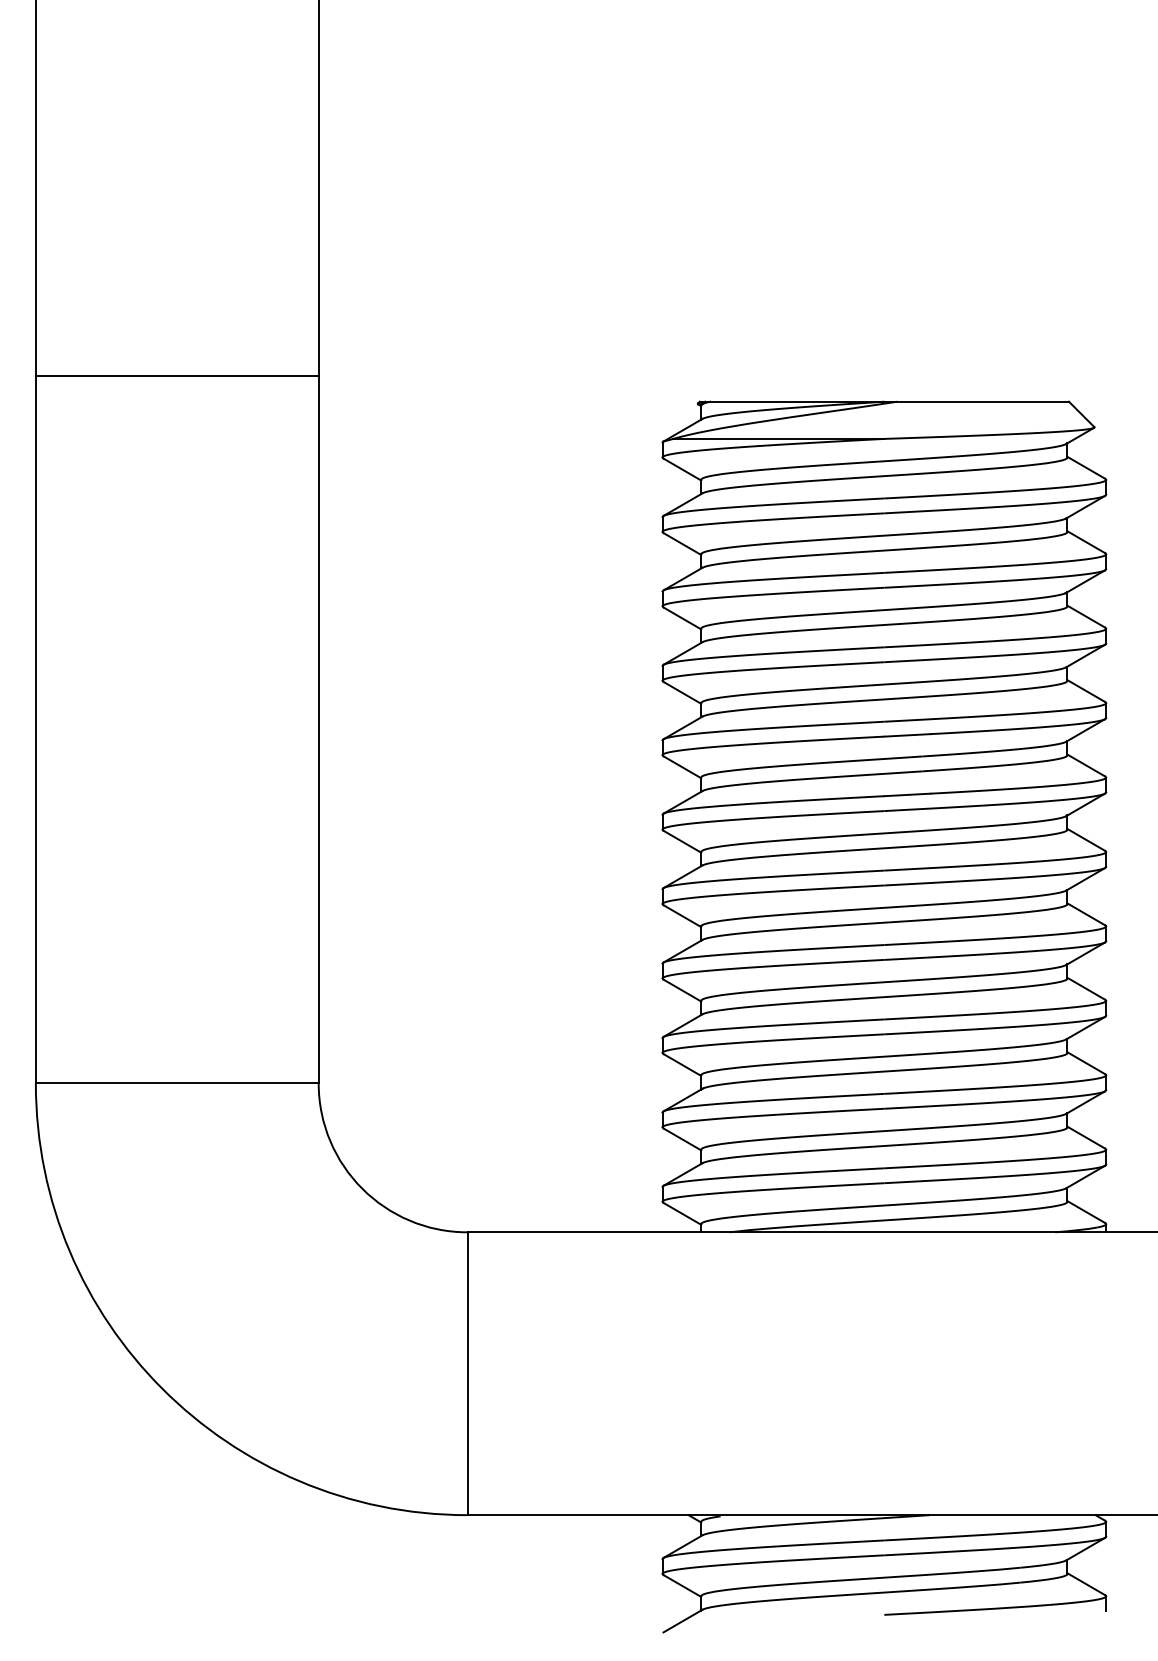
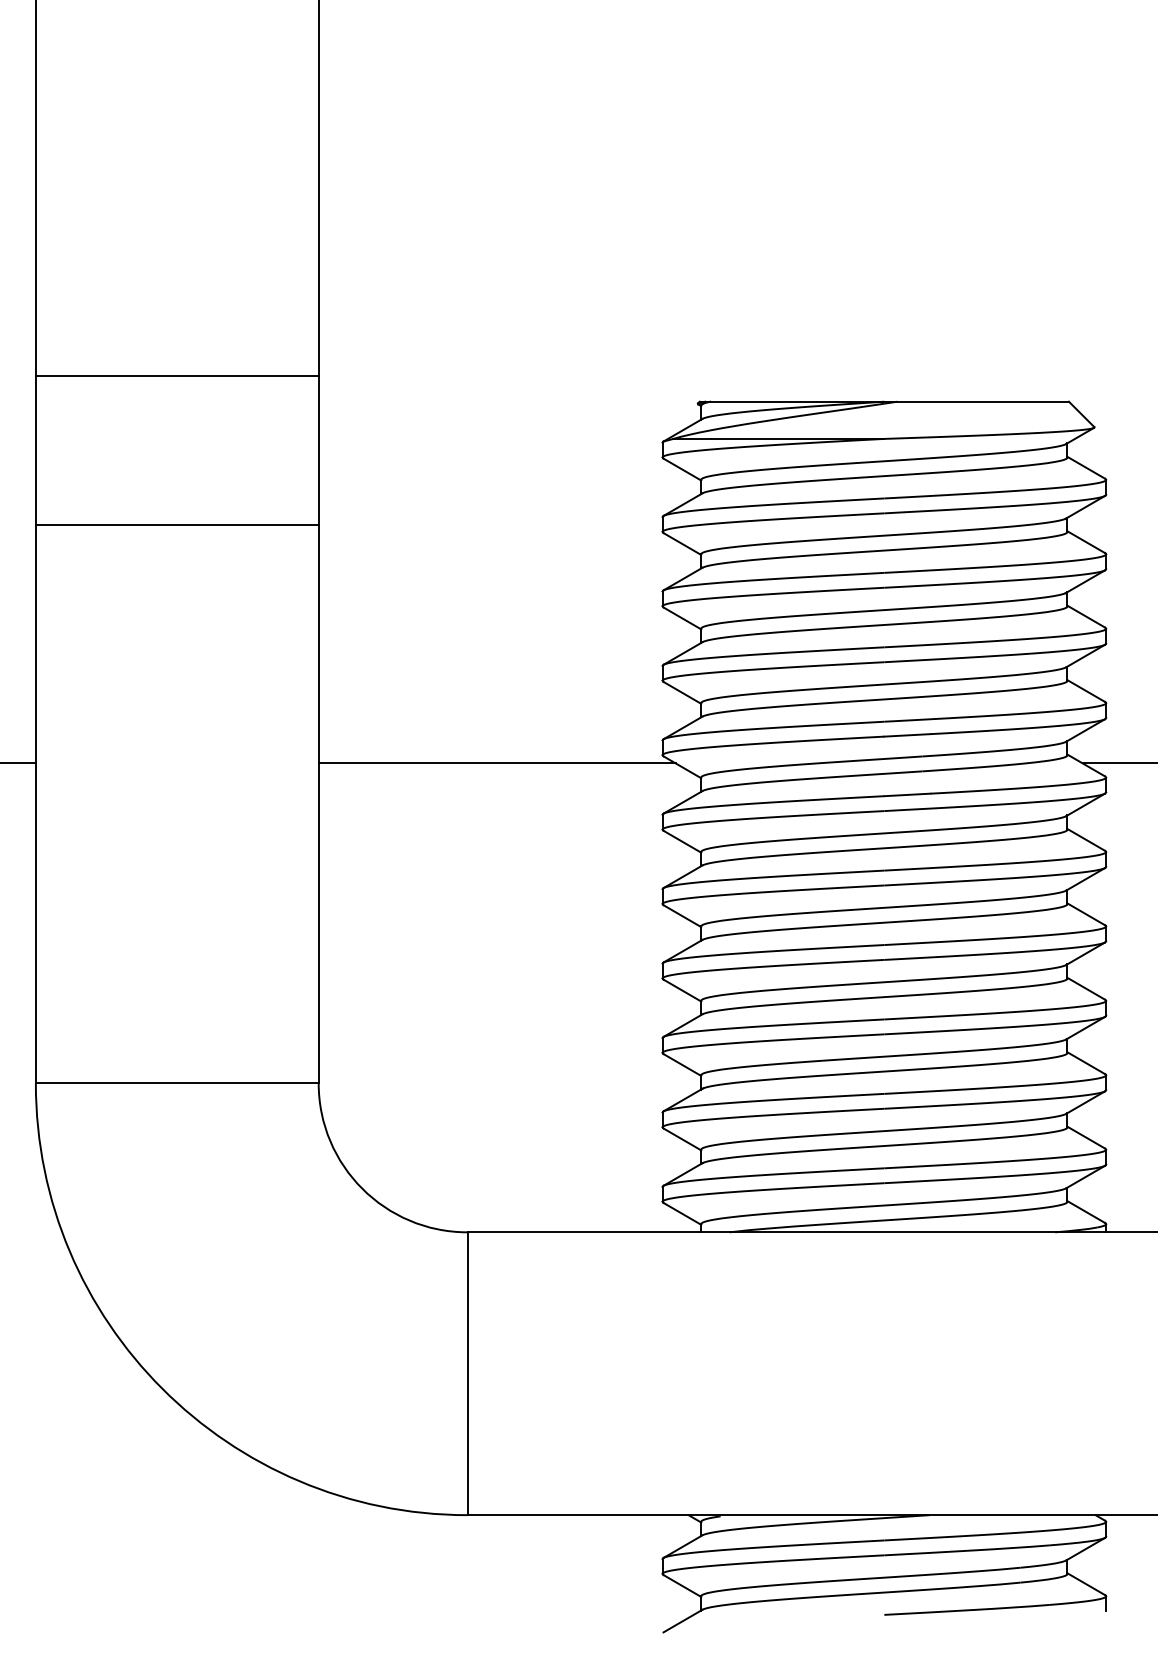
line: none -> present (176, 525)
line: none -> present (18, 763)
line: none -> present (496, 763)
line: none -> present (1118, 763)
